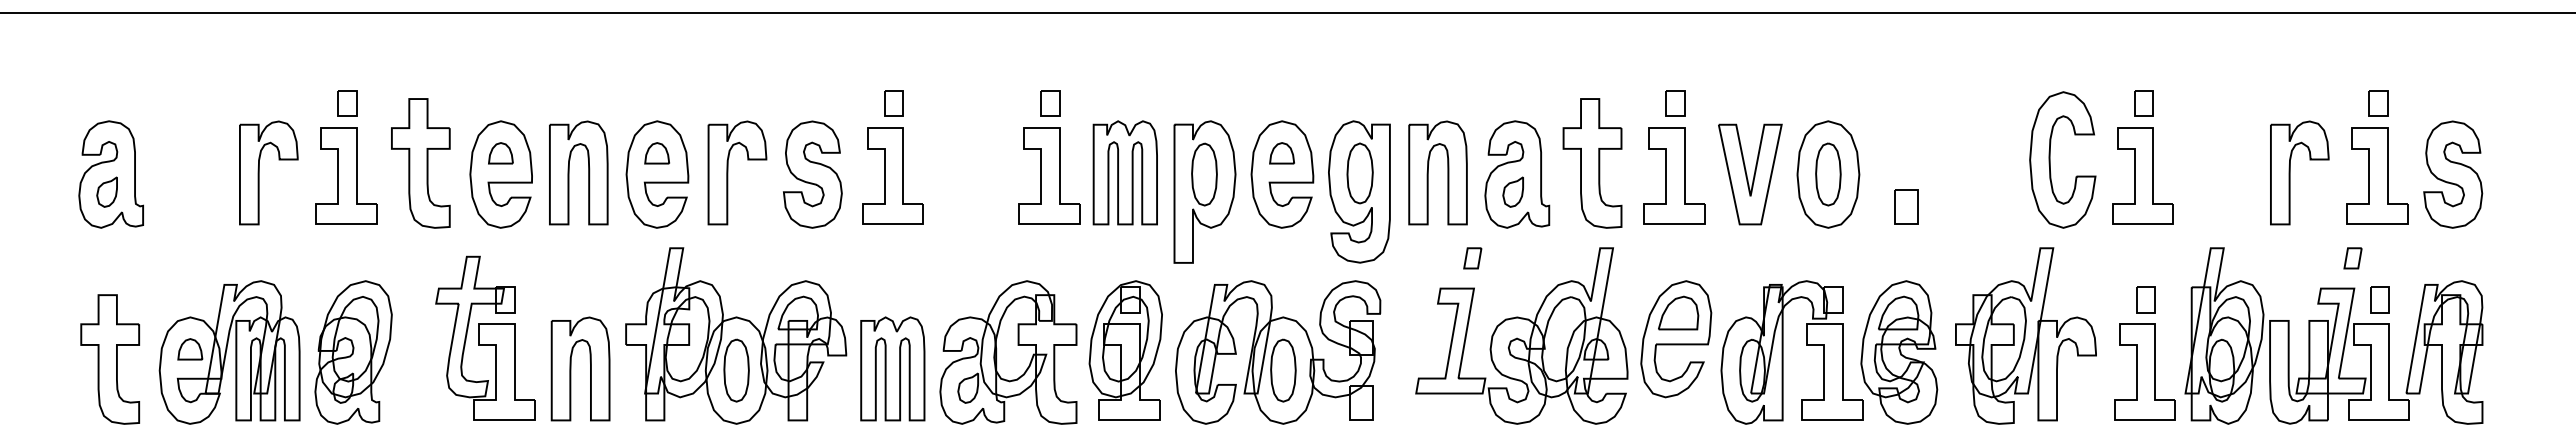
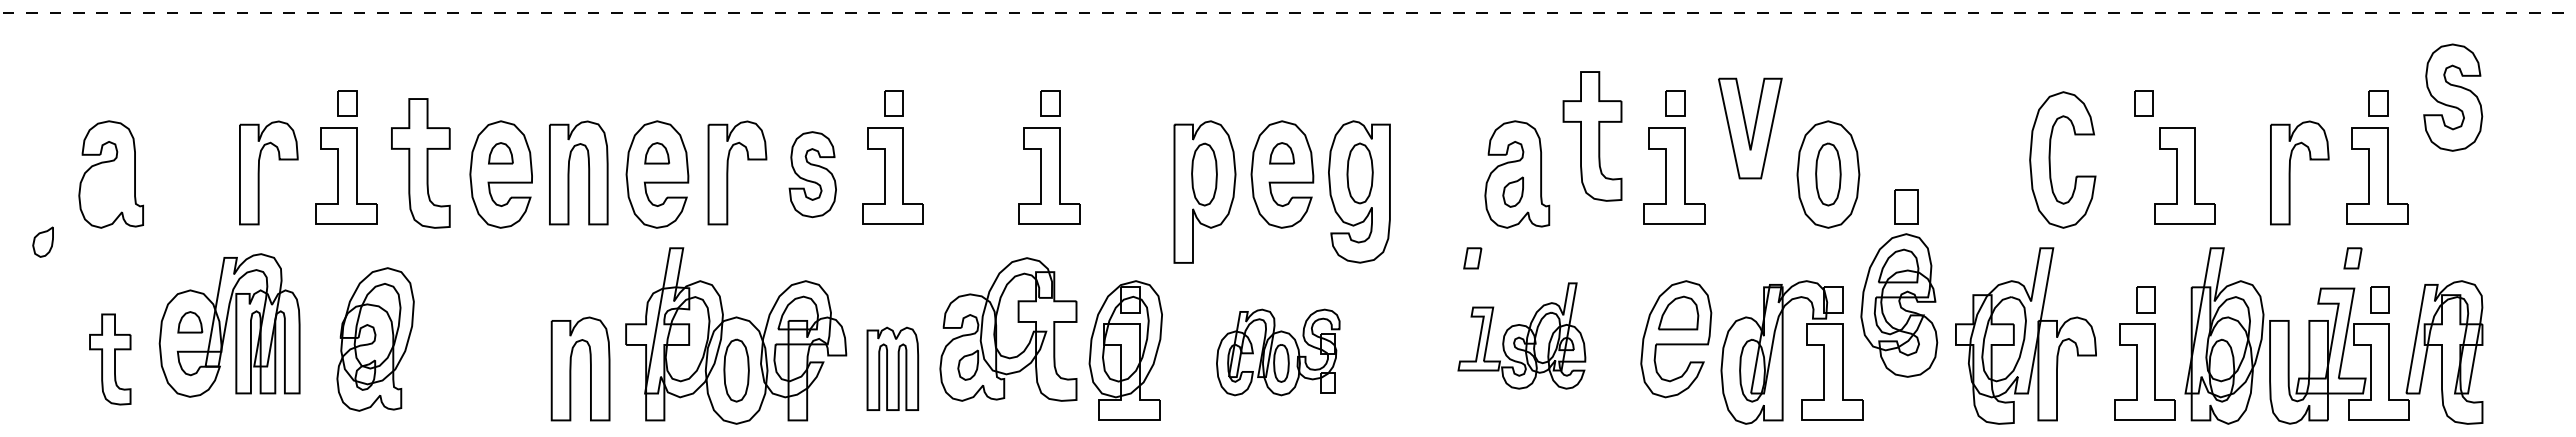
line: solid -> dashed (1288, 13)
part position: (1592, 163) -> (1592, 136) (1592, 136)
part: present -> none (1124, 172)
part: present -> none (1428, 172)
part size: 60x109 px -> 49x88 px (812, 174)
part position: (1750, 174) -> (1750, 128) (1750, 128)
part position: (2453, 174) -> (2453, 97) (2453, 97)
part position: (2142, 175) -> (2184, 175) (2184, 175)
part position: (106, 191) -> (42, 241) (42, 241)
part size: 214x178 px -> 130x108 px (1521, 335)
part: present -> none (485, 337)
part position: (229, 352) -> (229, 325) (229, 325)
part position: (353, 352) -> (375, 339) (375, 339)
part position: (1008, 352) -> (1008, 329) (1008, 329)
part size: 207x145 px -> 125x89 px (1278, 352)
part position: (1899, 352) -> (1899, 305) (1899, 305)
part size: 61x131 px -> 43x93 px (110, 359)
part size: 66x106 px -> 54x85 px (892, 368)
